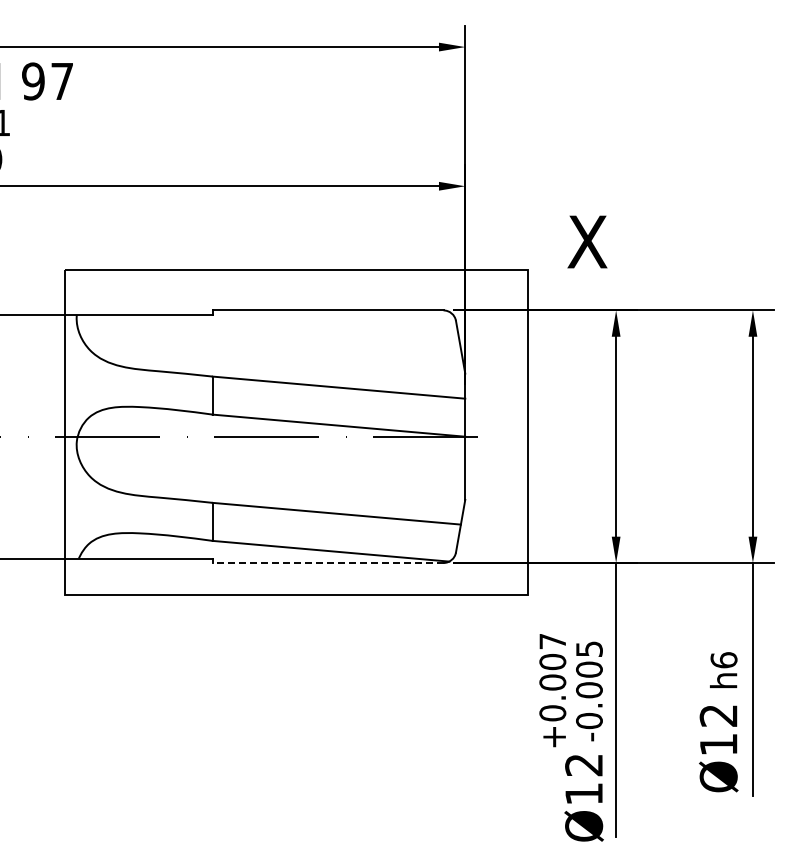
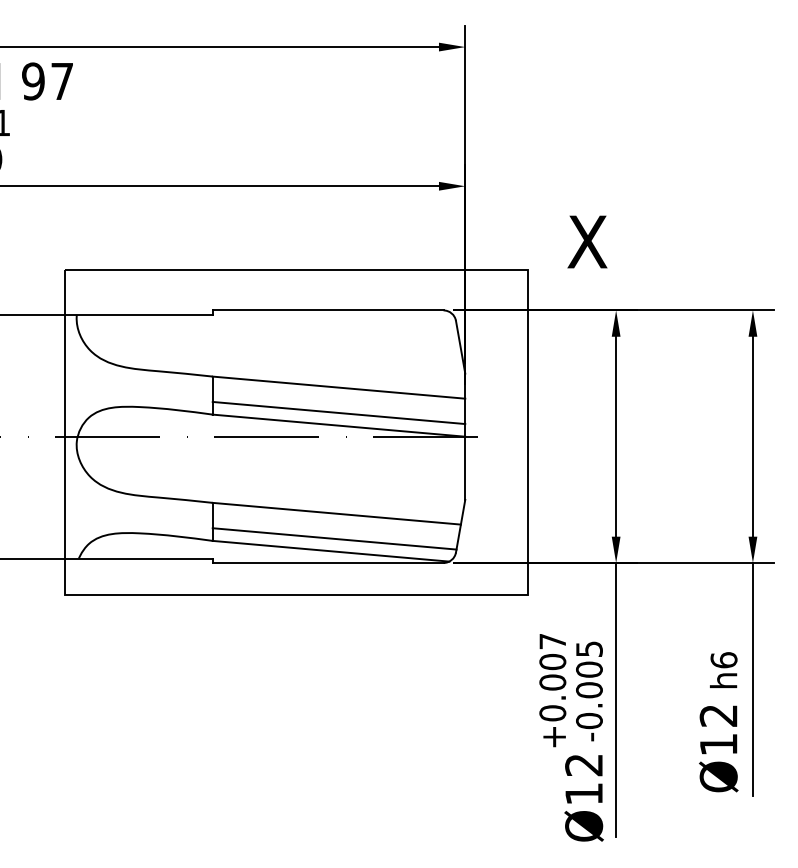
line: none -> present (338, 412)
line: none -> present (334, 538)
line: dashed -> solid (327, 563)
